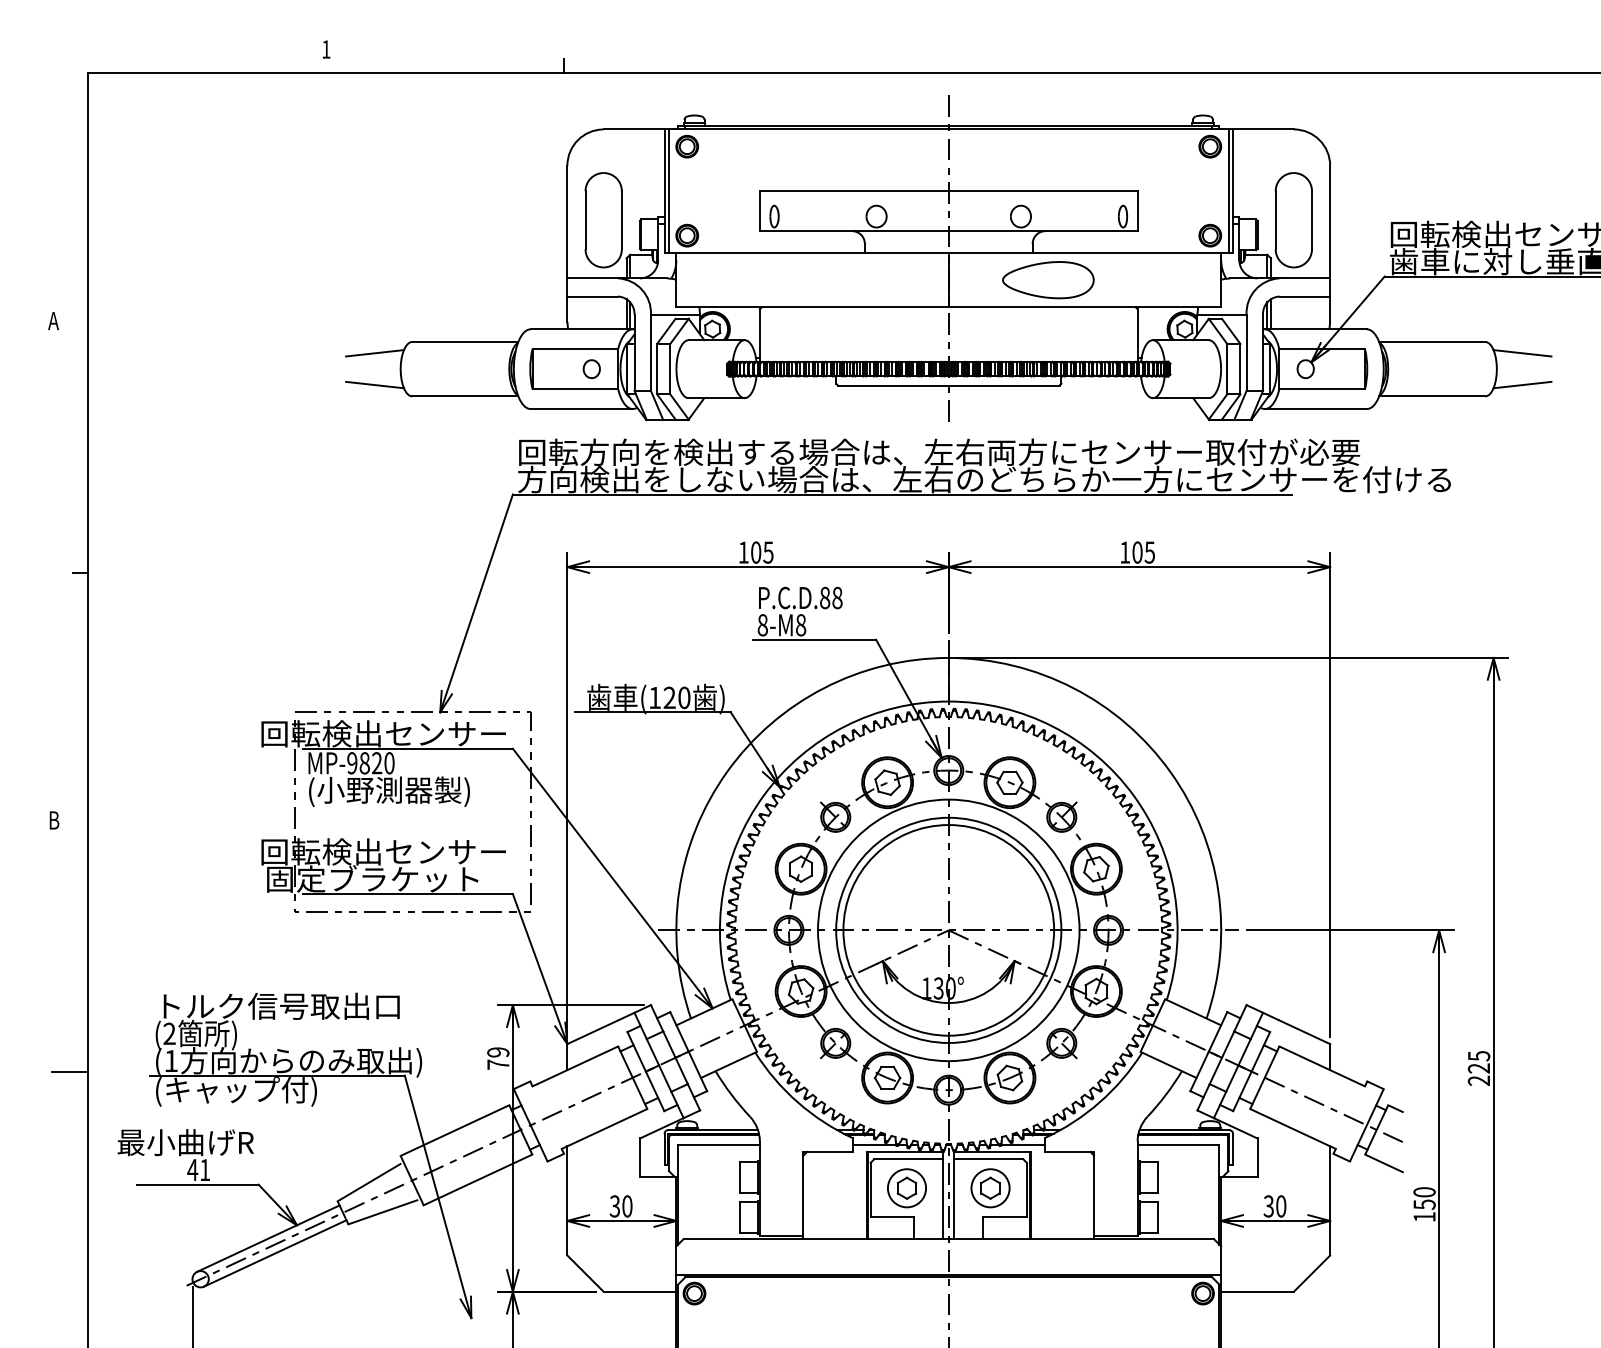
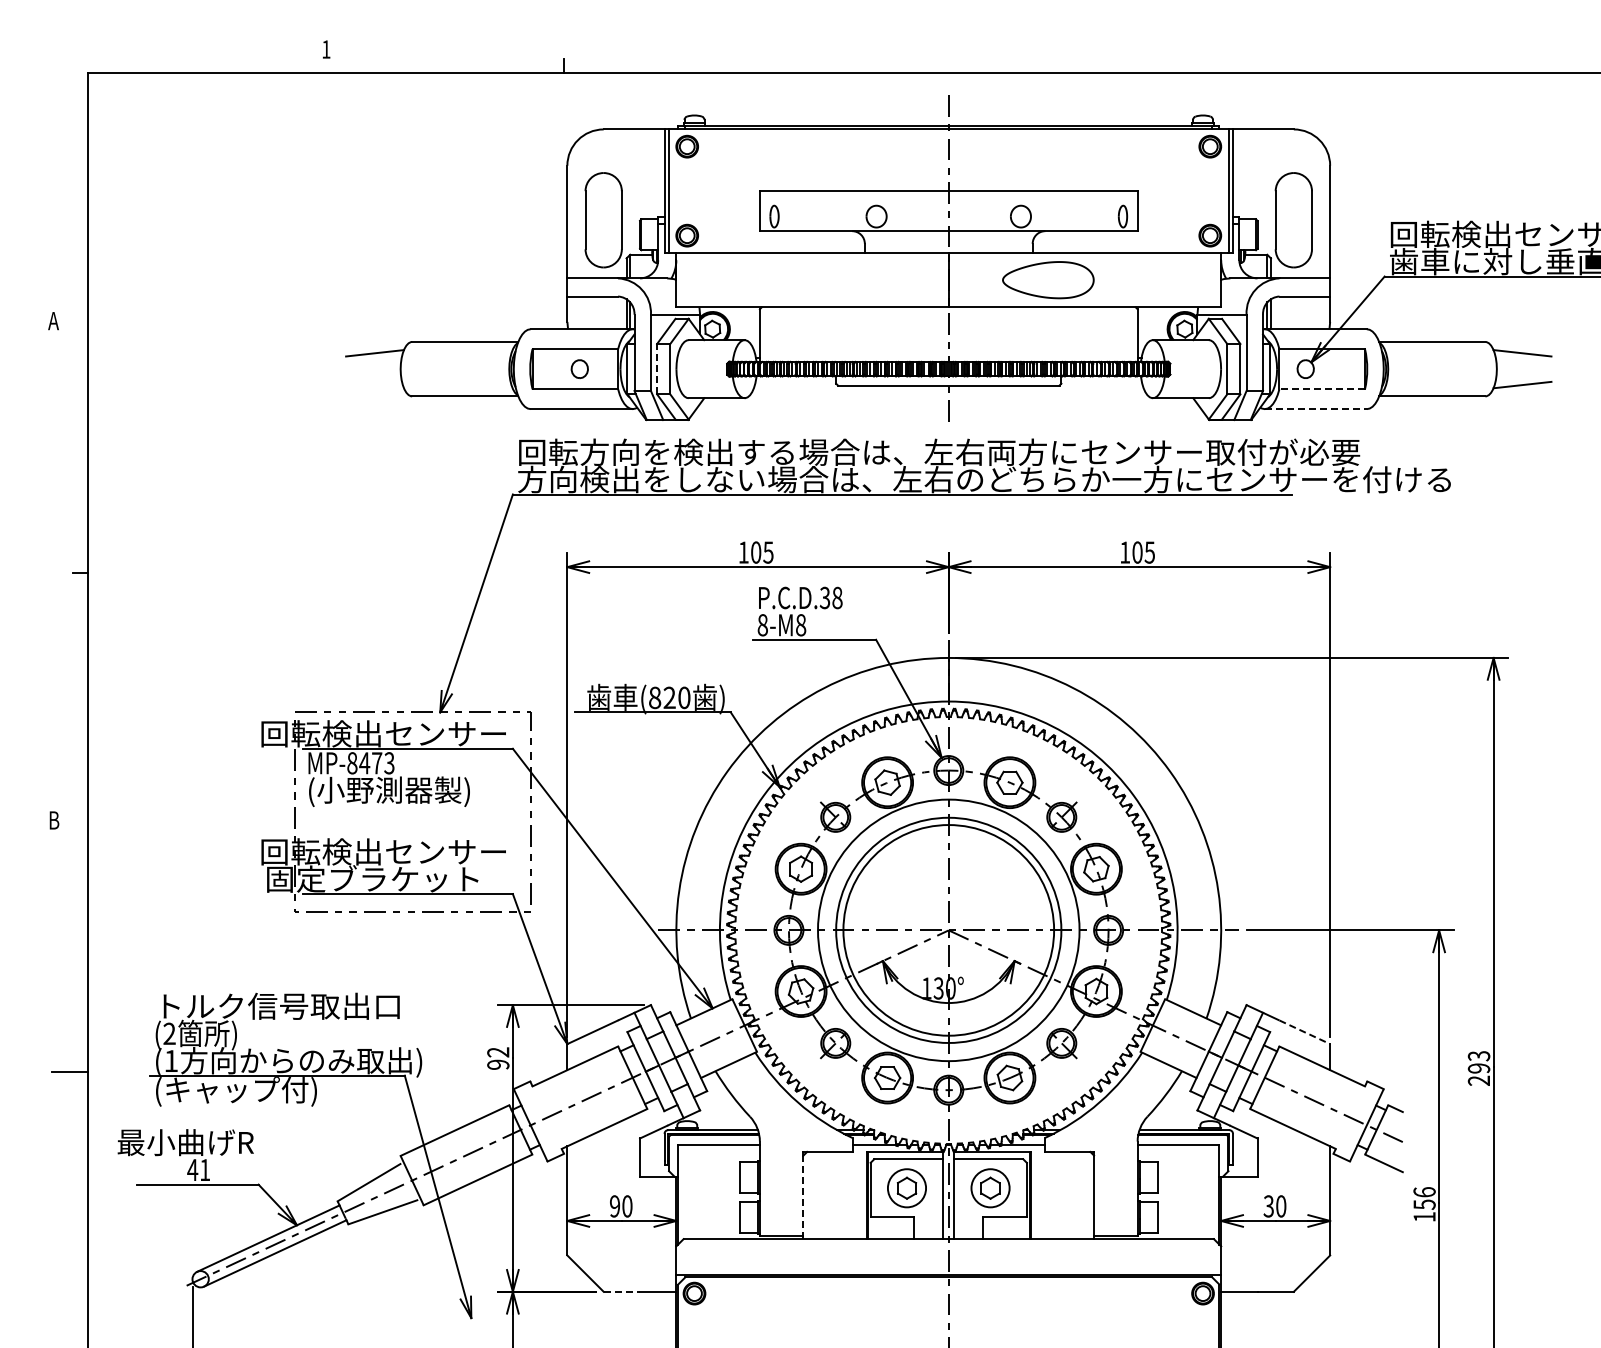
part position: (591, 368) -> (579, 368) (579, 368)
line: solid -> dashed (657, 368)
line: present -> none (374, 384)
line: solid -> dashed (1322, 389)
line: solid -> dashed (1316, 409)
text: P.C.D.88 -> P.C.D.38 (824, 597)
text: (120 -> (820 (655, 697)
text: MP-9820 -> MP-8473 (370, 763)
line: solid -> dashed (1304, 1032)
text: 79 -> 92 (498, 1058)
text: 225 -> 293 (1478, 1062)
text: 150 -> 156 (1424, 1192)
line: solid -> dashed (803, 1197)
text: 30 -> 90 (614, 1206)
line: solid -> dashed (622, 1291)
